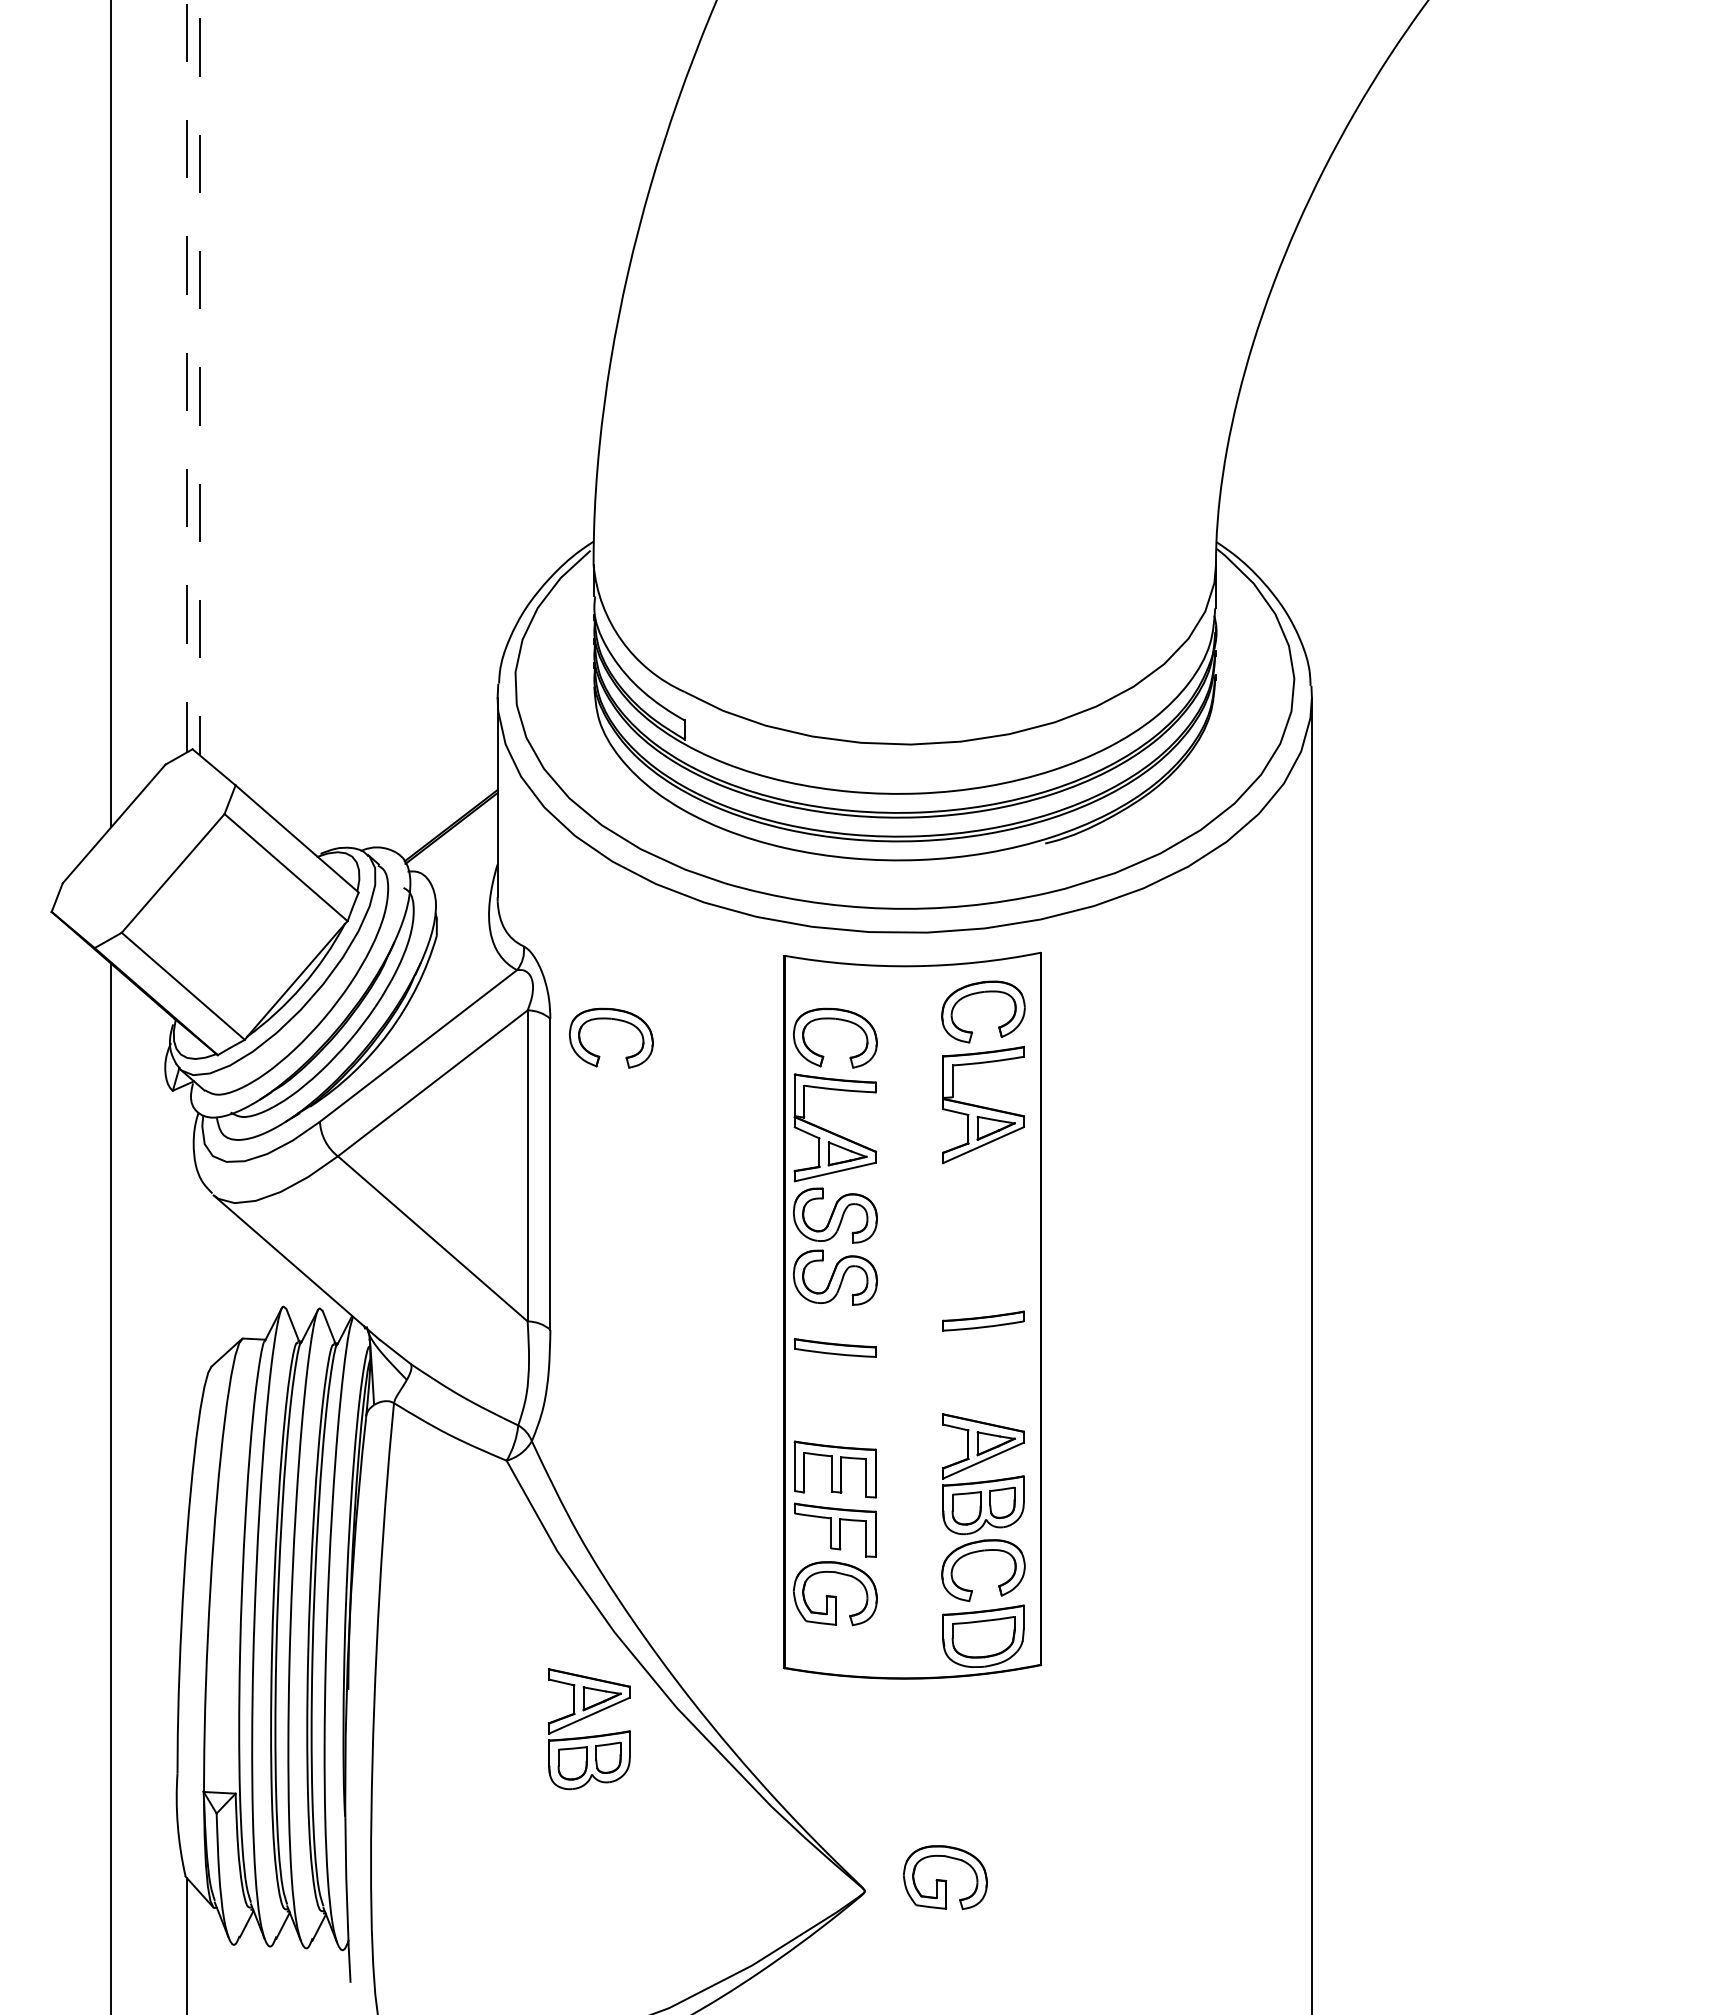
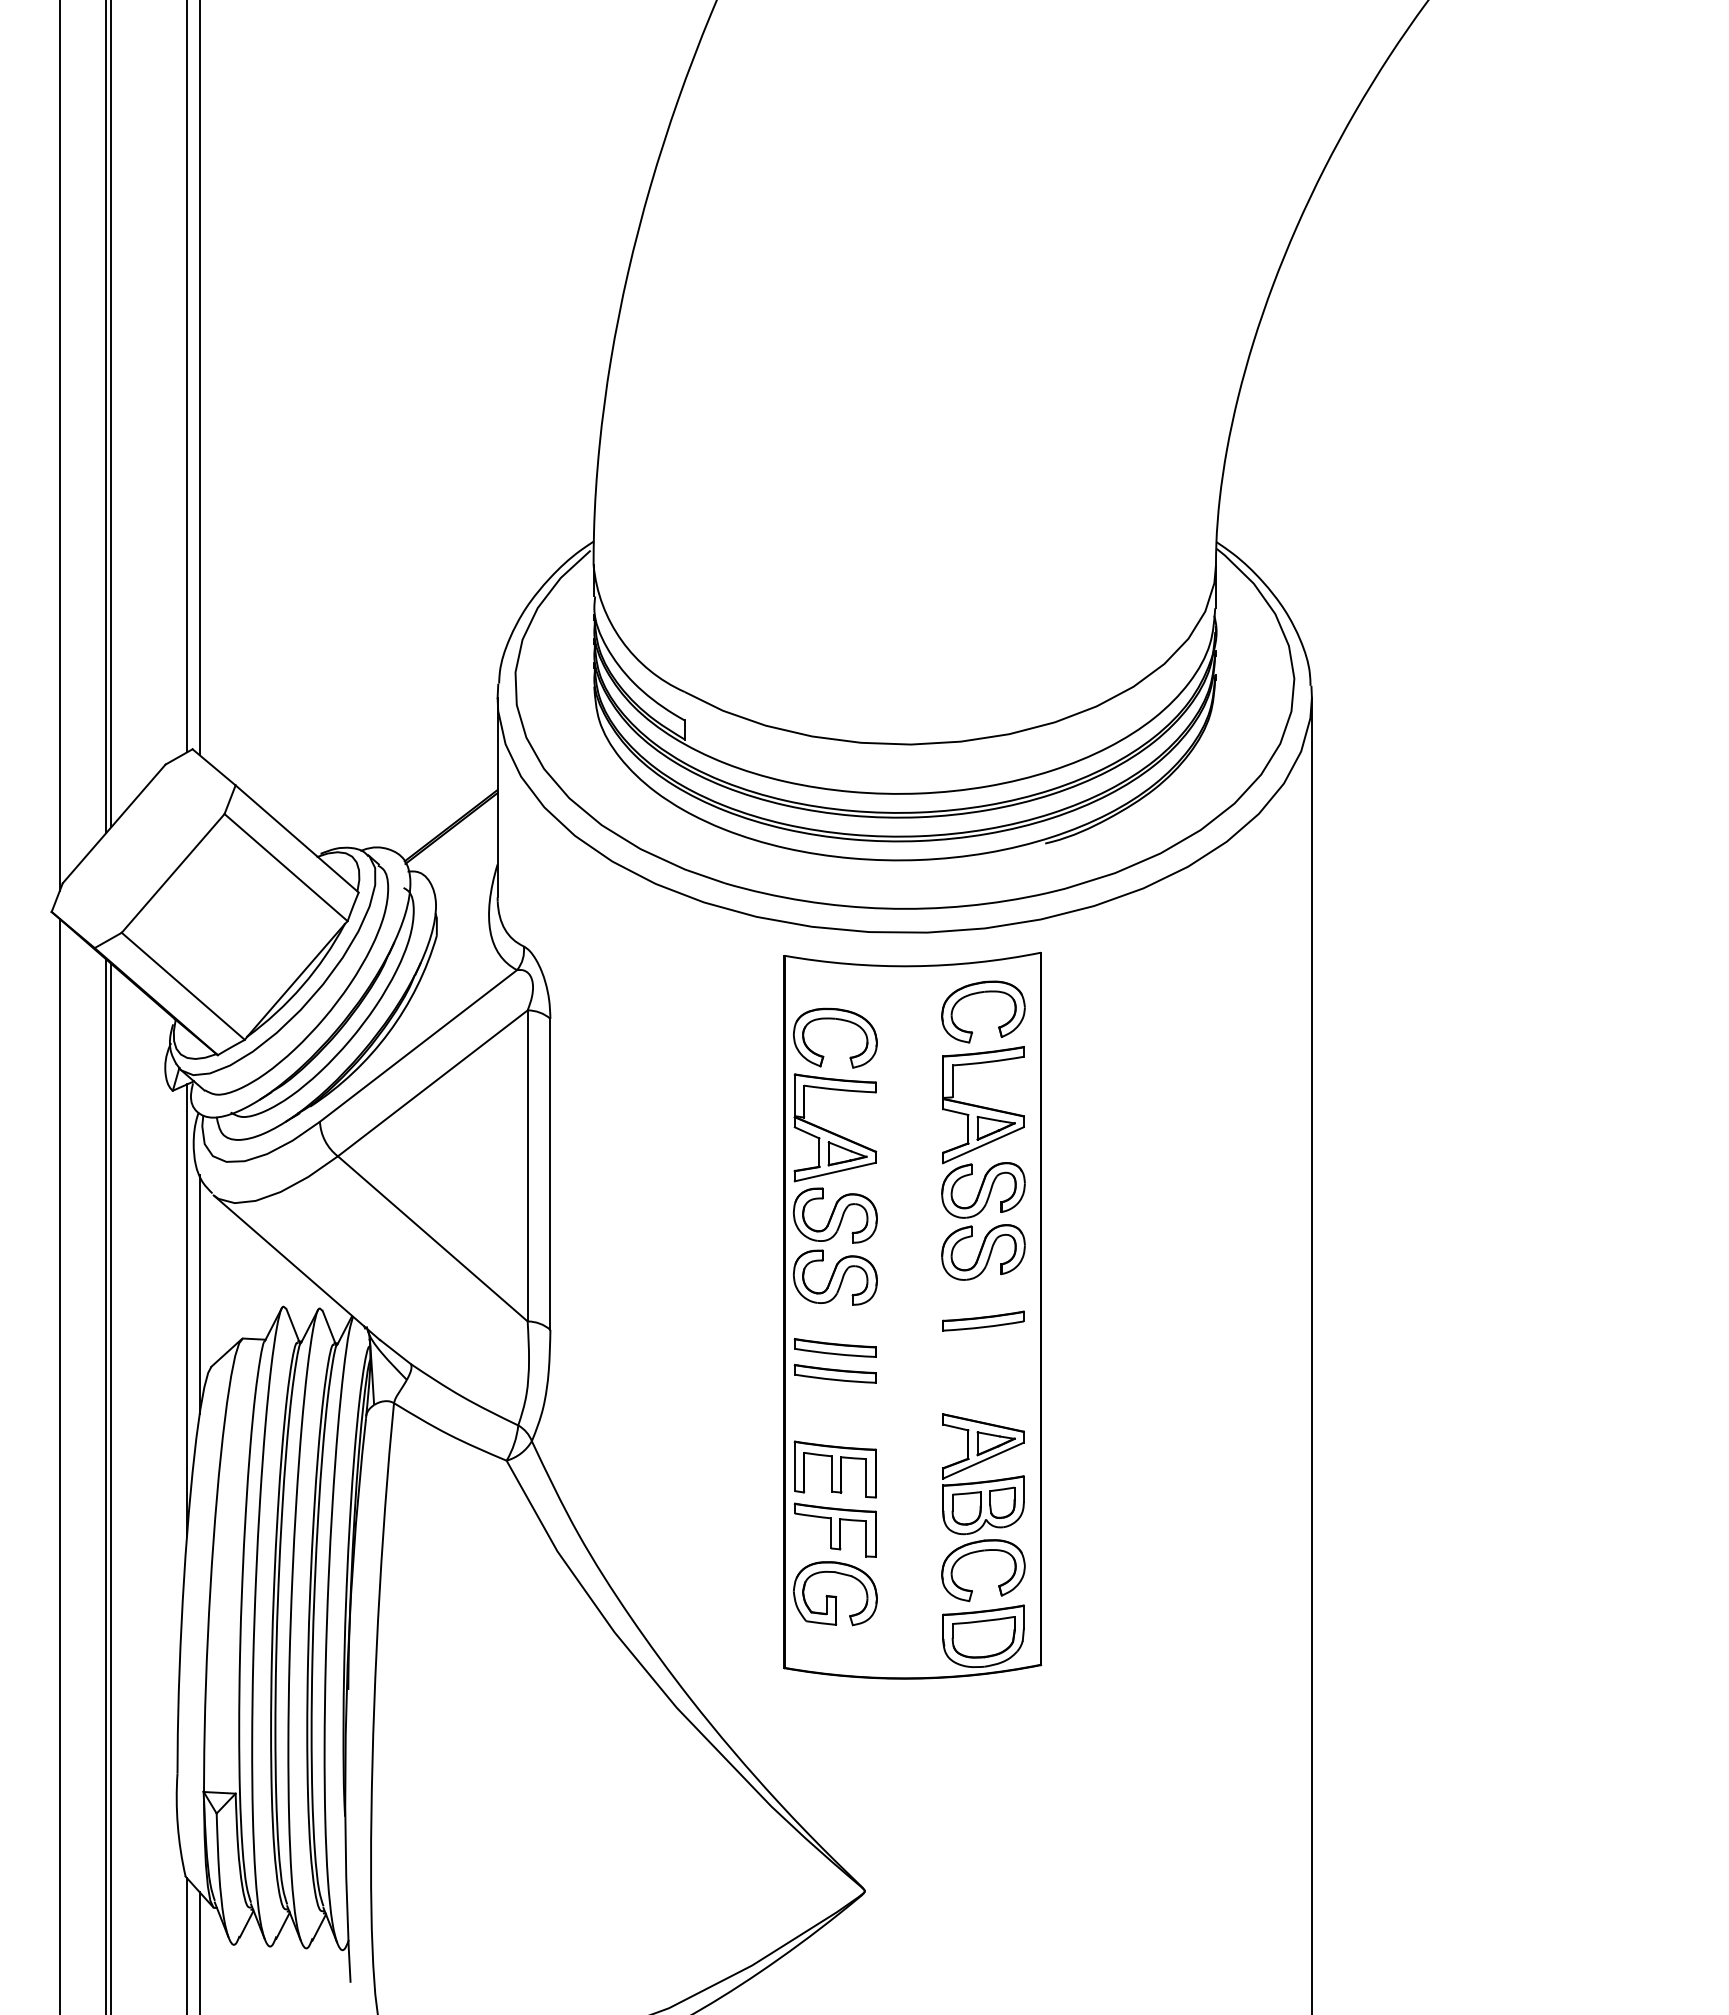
line: dashed -> solid (187, 377)
line: dashed -> solid (199, 377)
line: none -> present (105, 417)
line: none -> present (59, 446)
part: present -> none (614, 1020)
part: none -> present (977, 1215)
line: none -> present (199, 1293)
line: none -> present (187, 1309)
part: none -> present (834, 1373)
line: none -> present (59, 1465)
line: none -> present (105, 1485)
part: present -> none (591, 1735)
part: present -> none (945, 1877)
line: none -> present (199, 1951)
